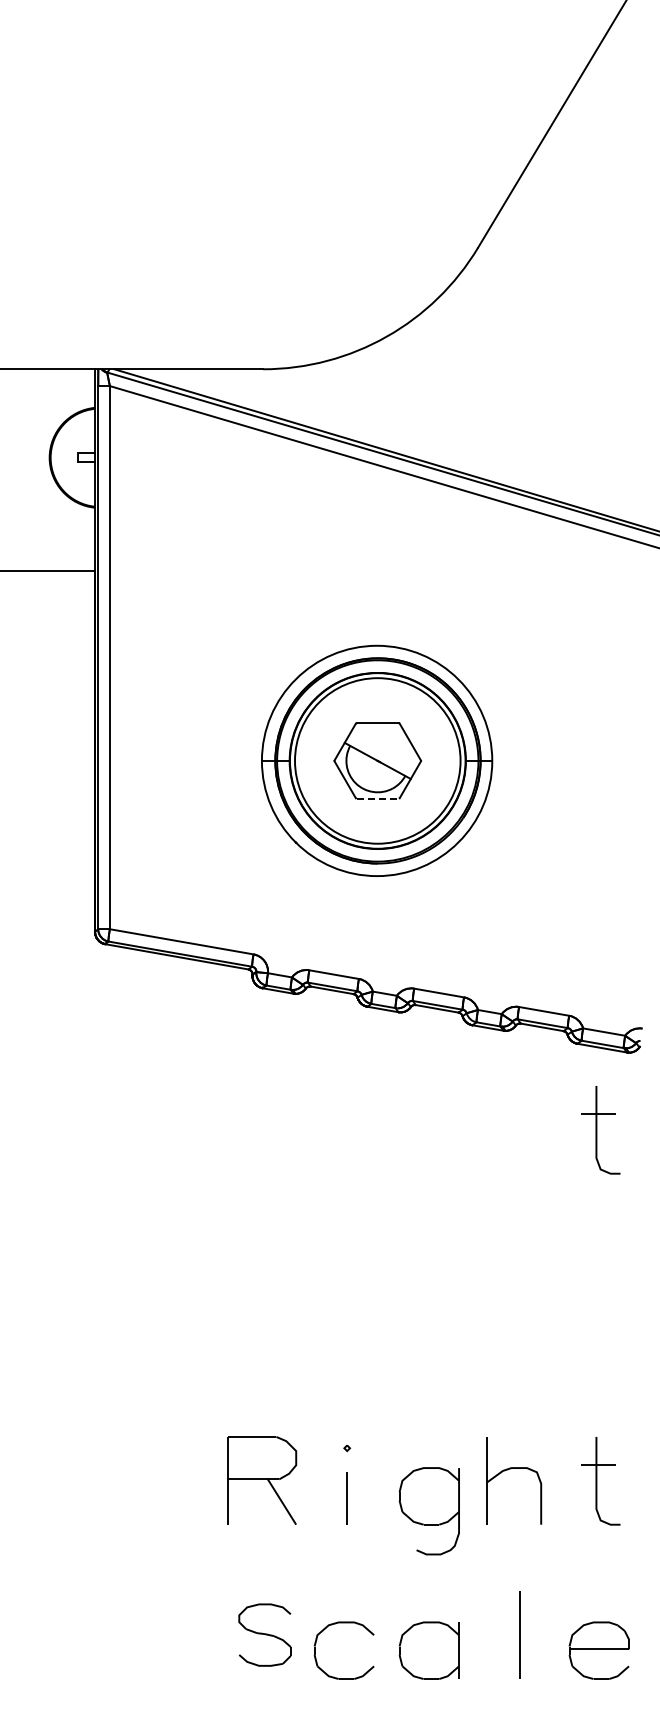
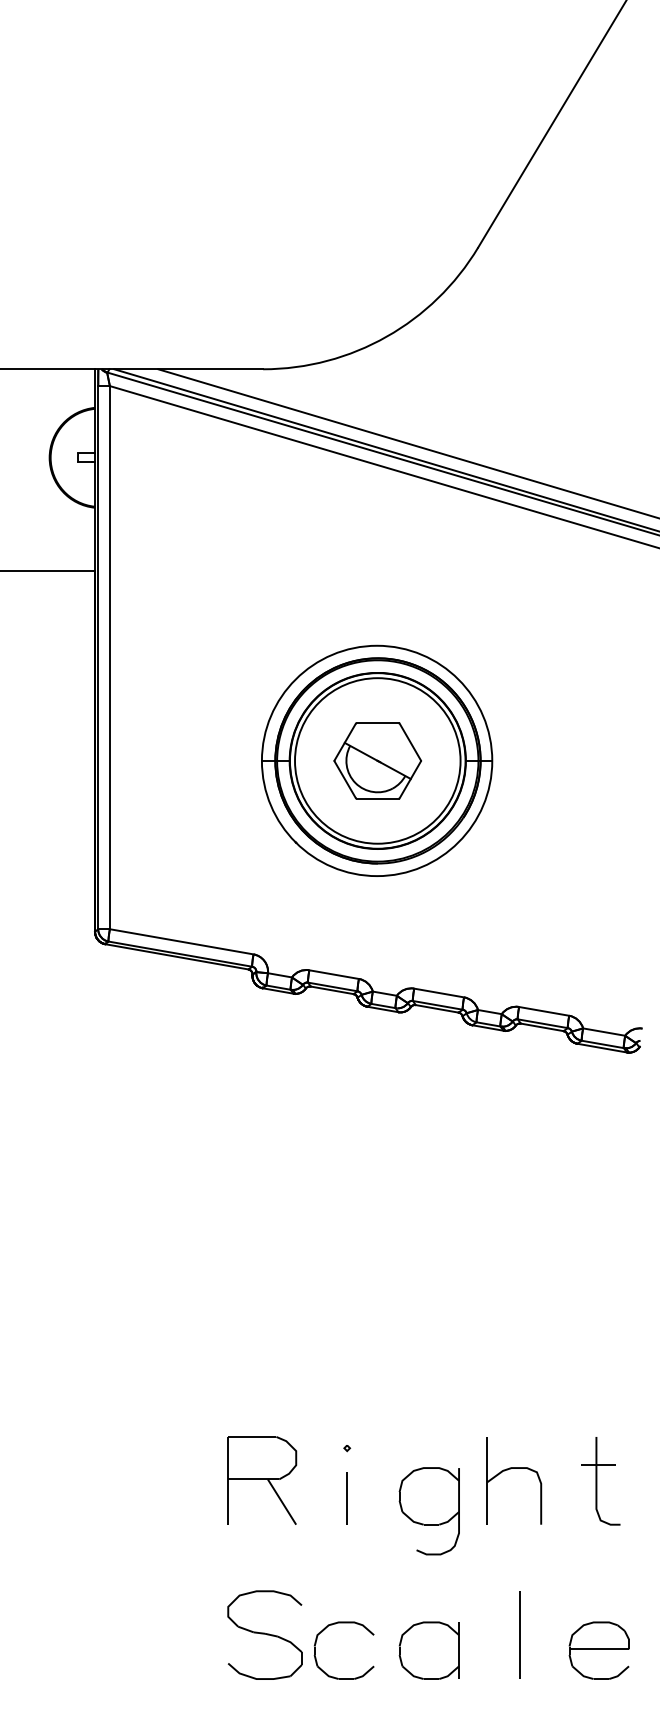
line: none -> present (407, 443)
line: dashed -> solid (378, 798)
part: present -> none (600, 1130)
part size: 54x64 px -> 76x90 px (264, 1634)
